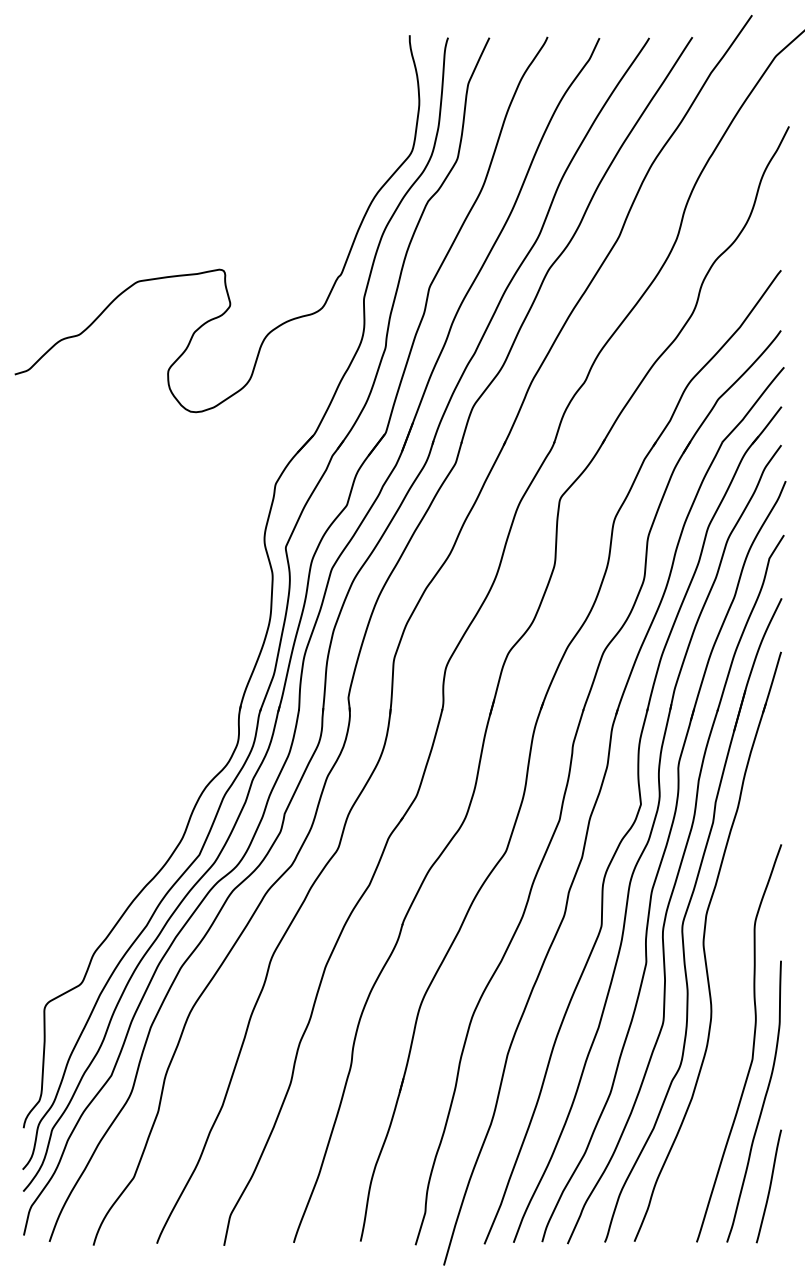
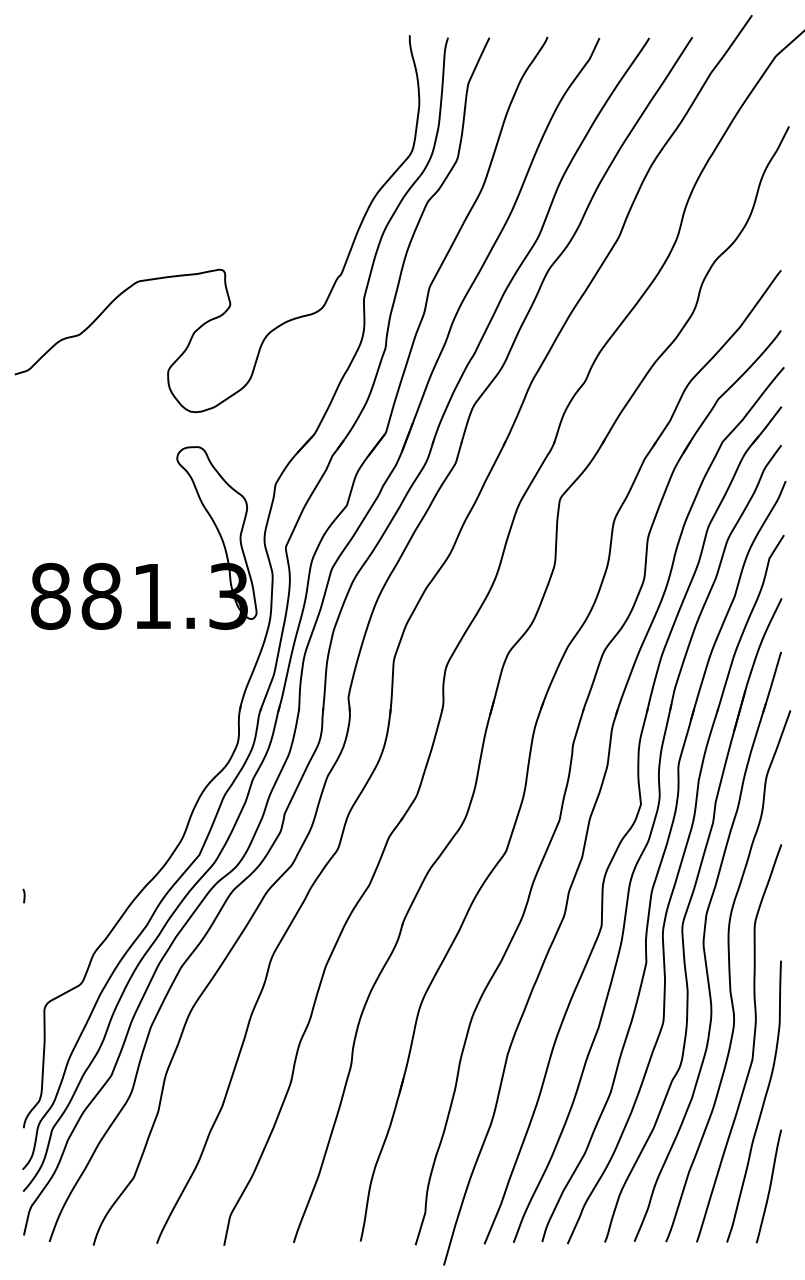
part: none -> present (146, 564)
line: none -> present (23, 895)
curve: none -> present (728, 976)
